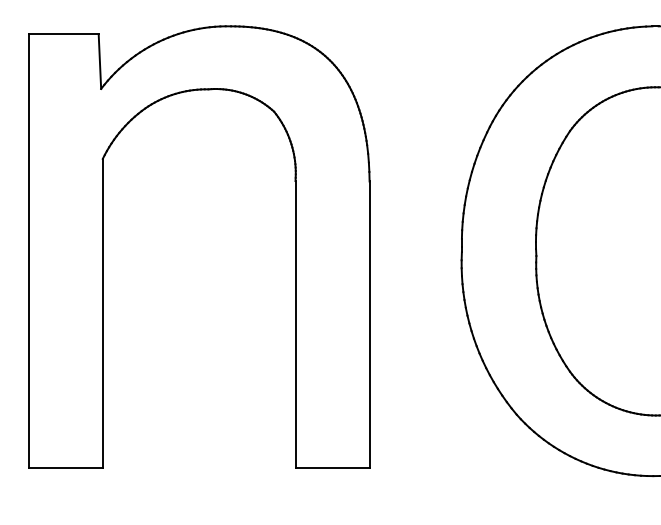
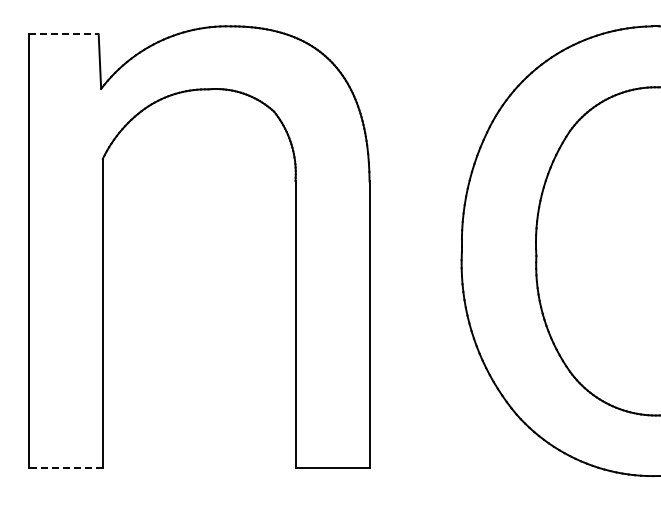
line: solid -> dashed (64, 34)
line: solid -> dashed (65, 467)
